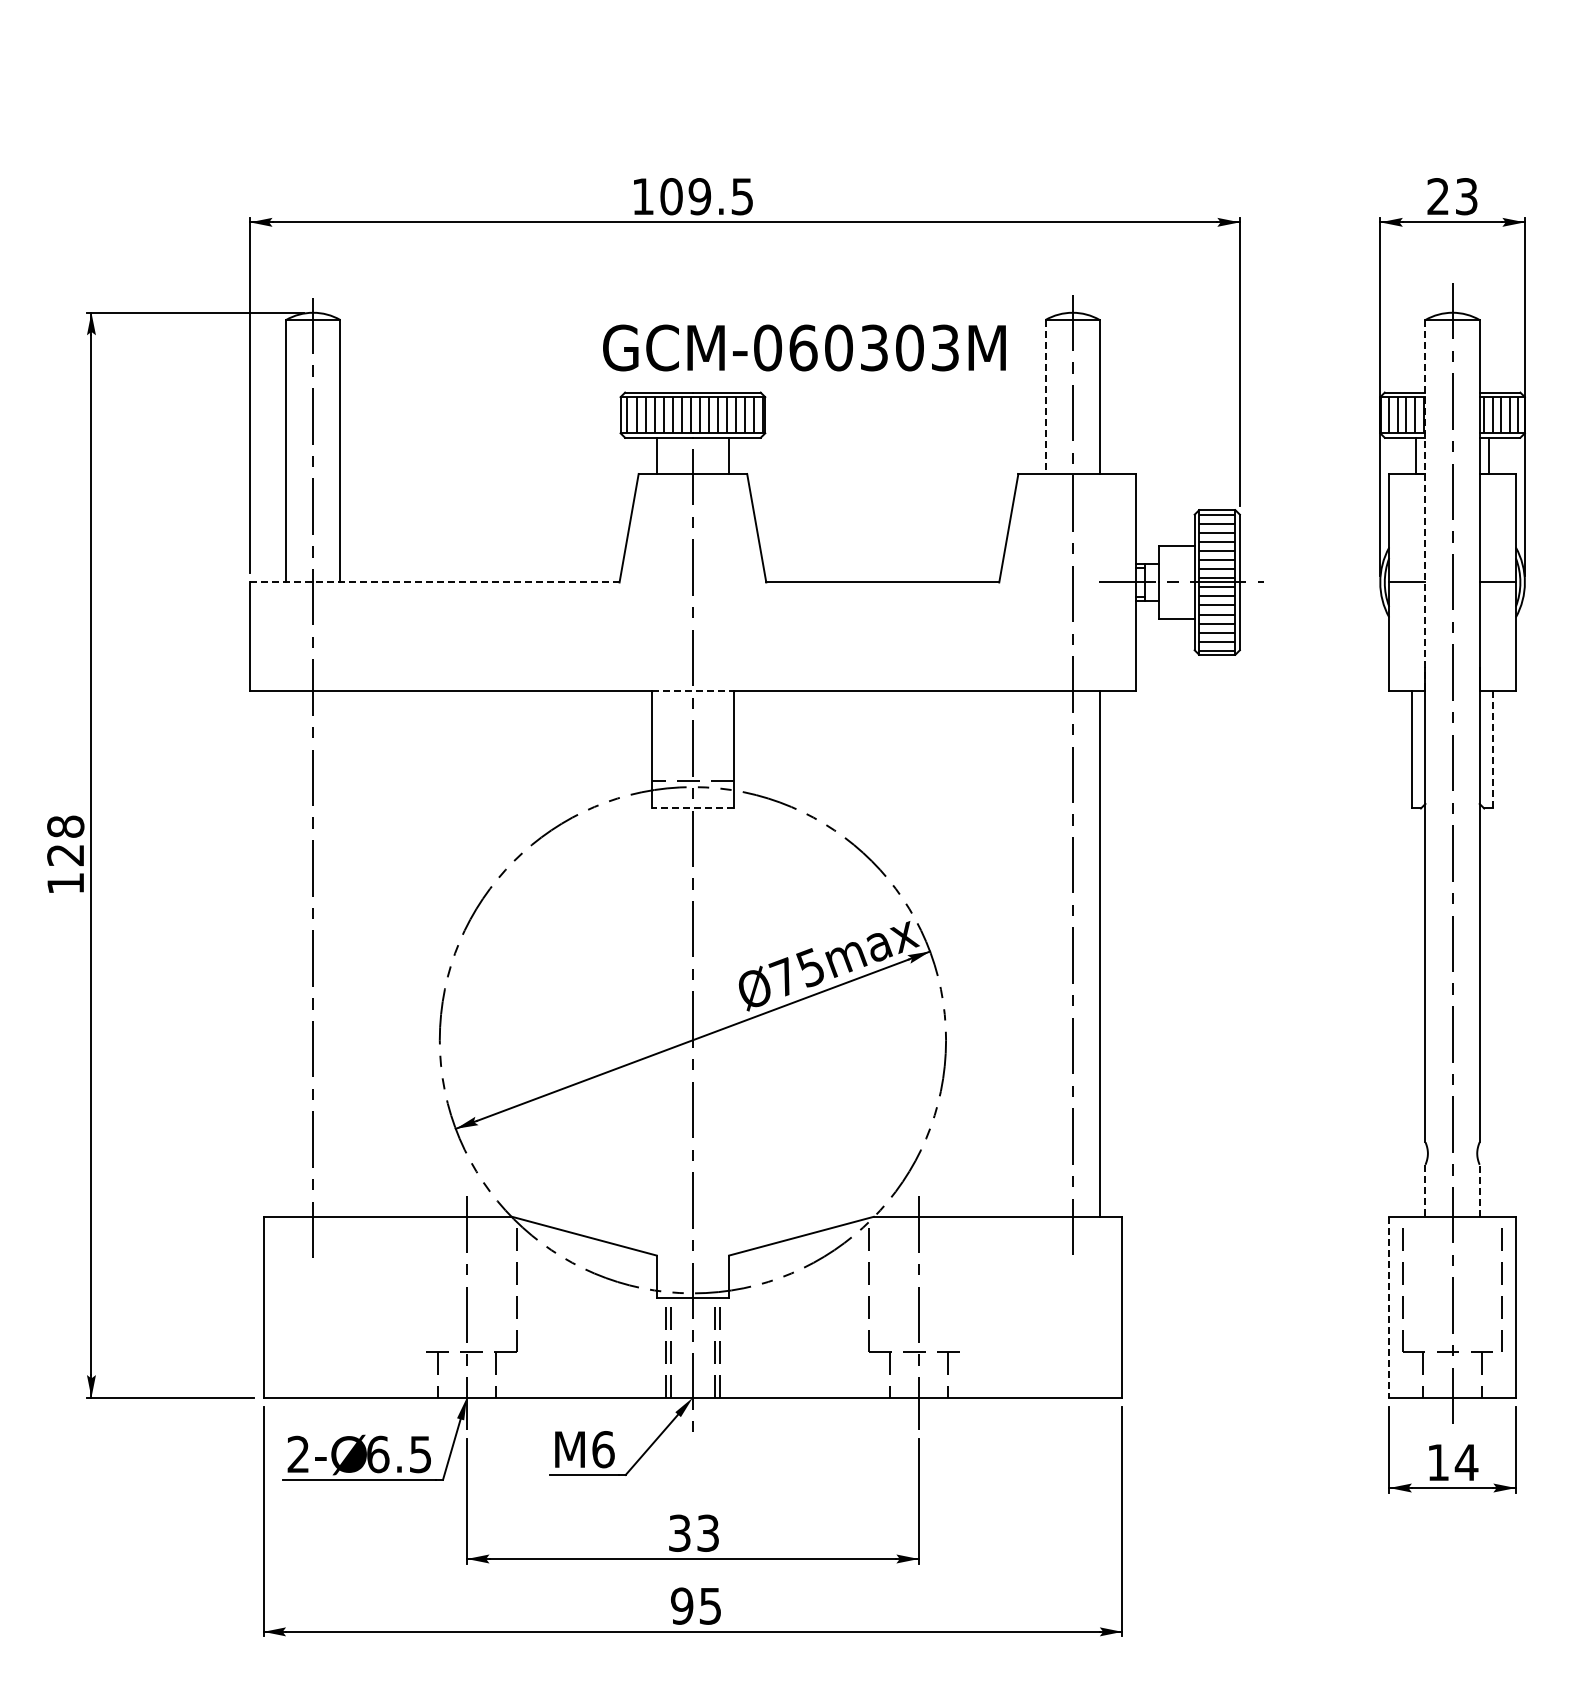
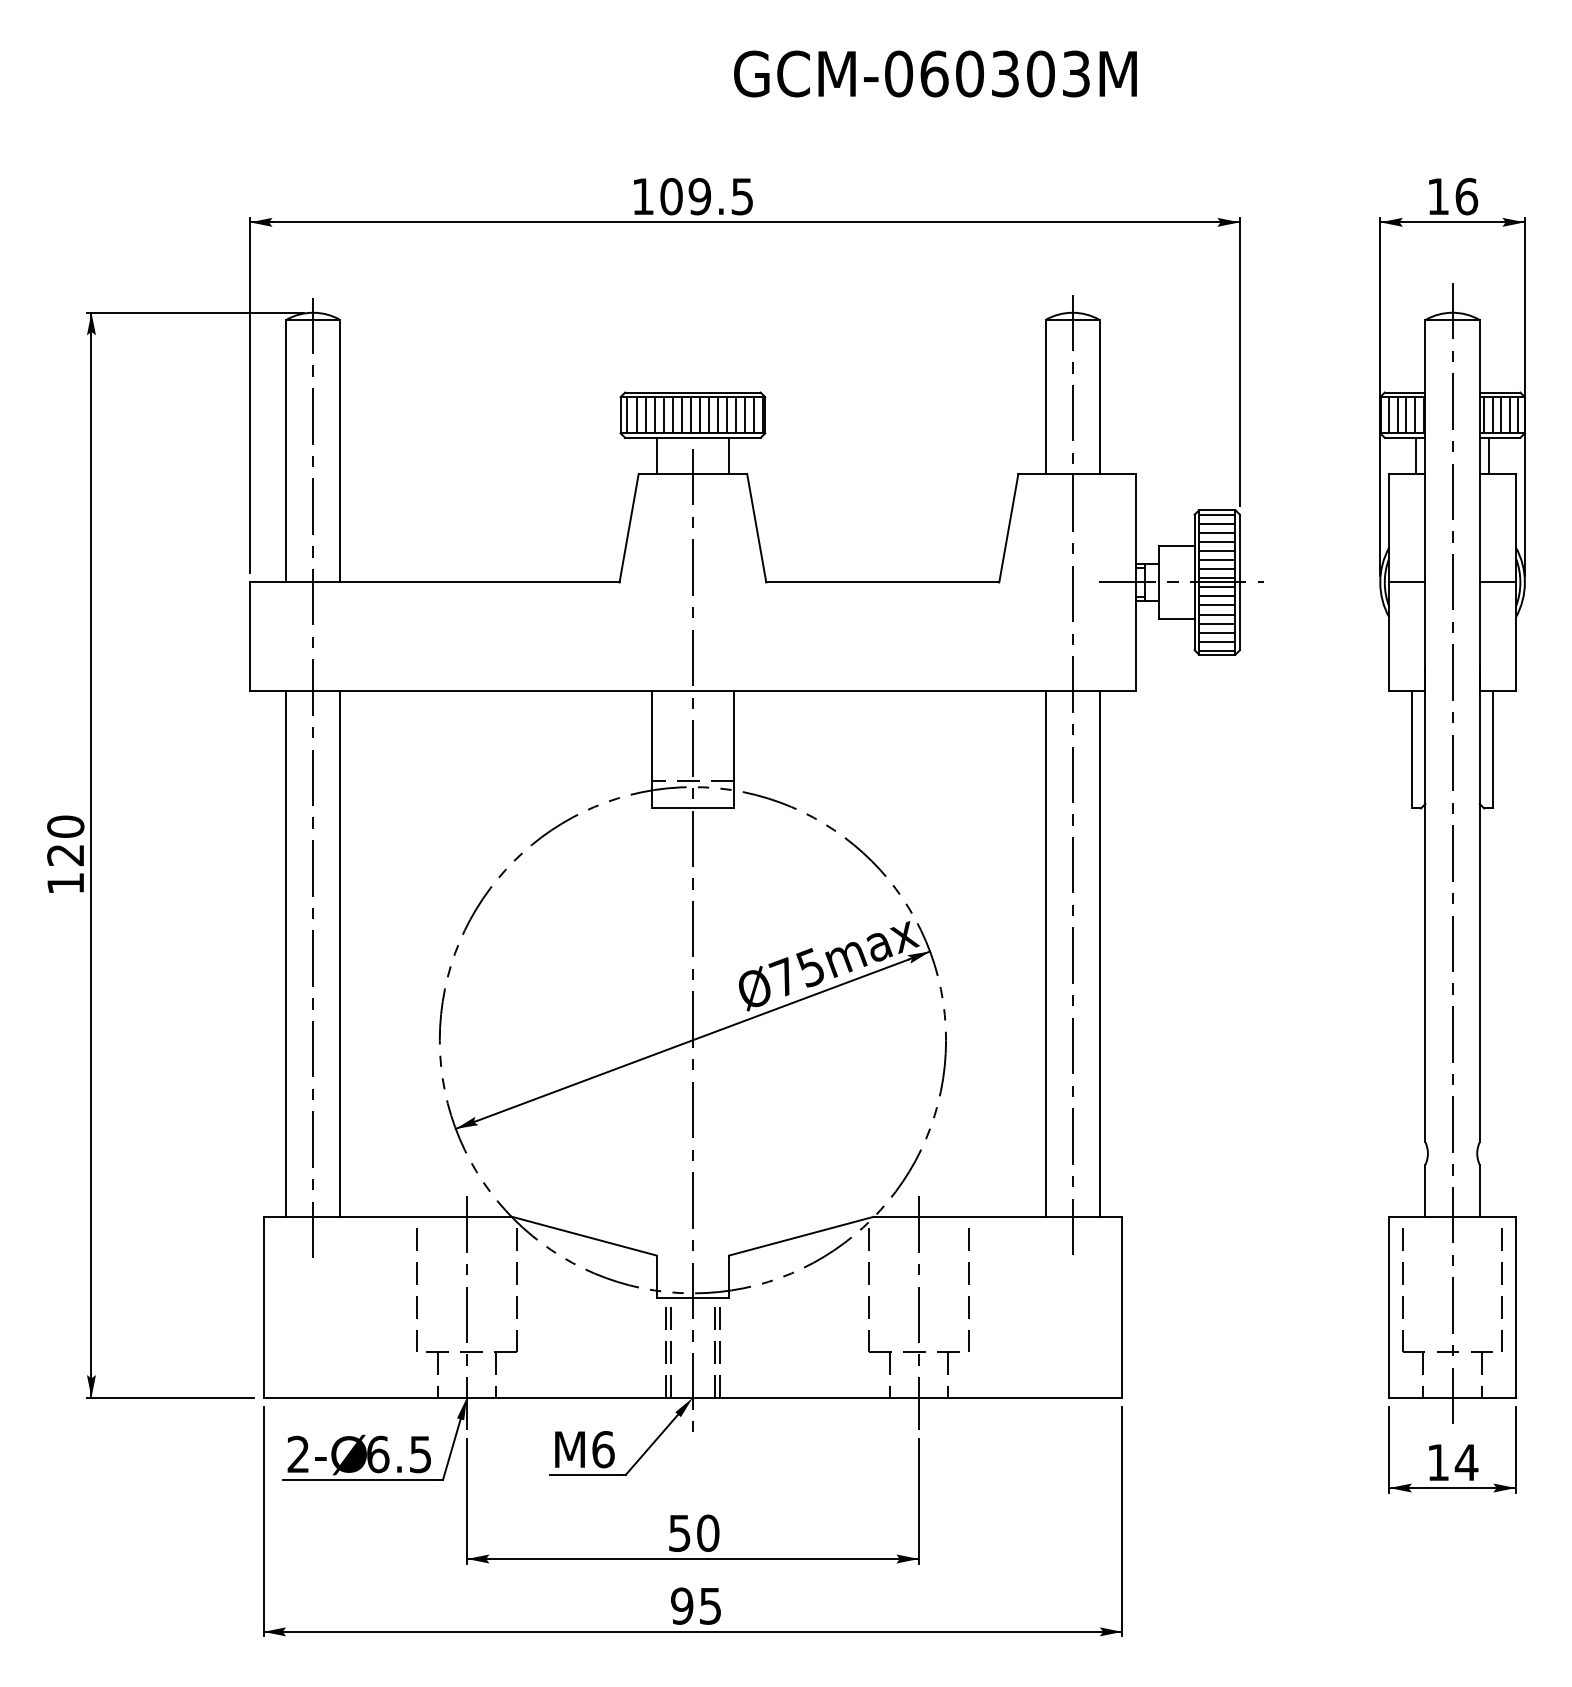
text: 23 -> 16 (1452, 196)
text position: (804, 347) -> (935, 73) (935, 73)
line: dashed -> solid (1045, 397)
line: dashed -> solid (1425, 505)
line: dashed -> solid (434, 582)
line: dashed -> solid (692, 690)
line: dashed -> solid (1493, 749)
line: dashed -> solid (692, 808)
text: 128 -> 120 (65, 826)
line: none -> present (286, 953)
line: none -> present (340, 953)
line: none -> present (1045, 953)
line: dashed -> solid (1479, 1190)
line: dashed -> solid (1425, 1191)
line: none -> present (416, 1284)
line: none -> present (968, 1284)
line: dashed -> solid (1389, 1307)
text: 33 -> 50 (694, 1532)
